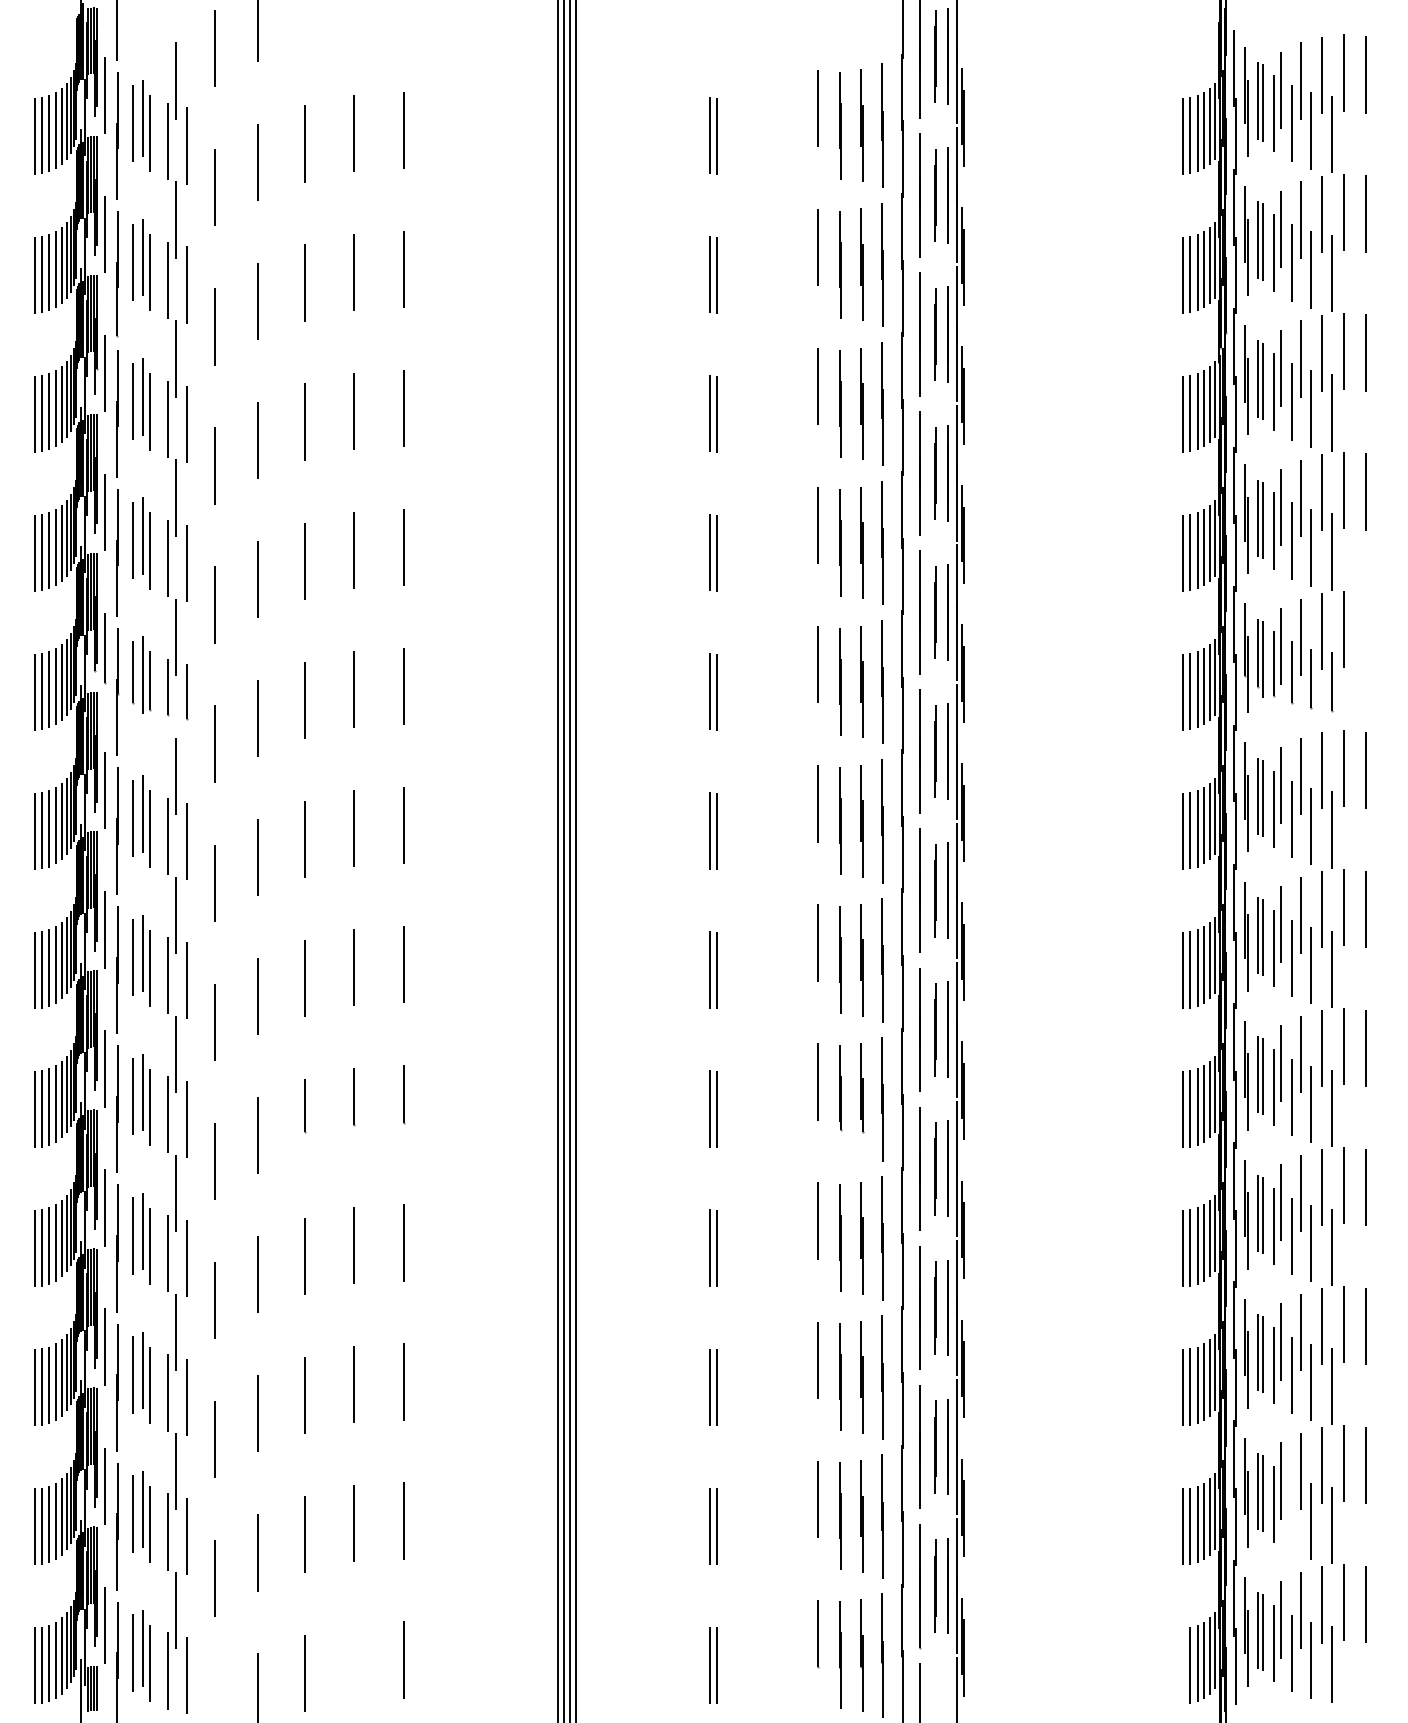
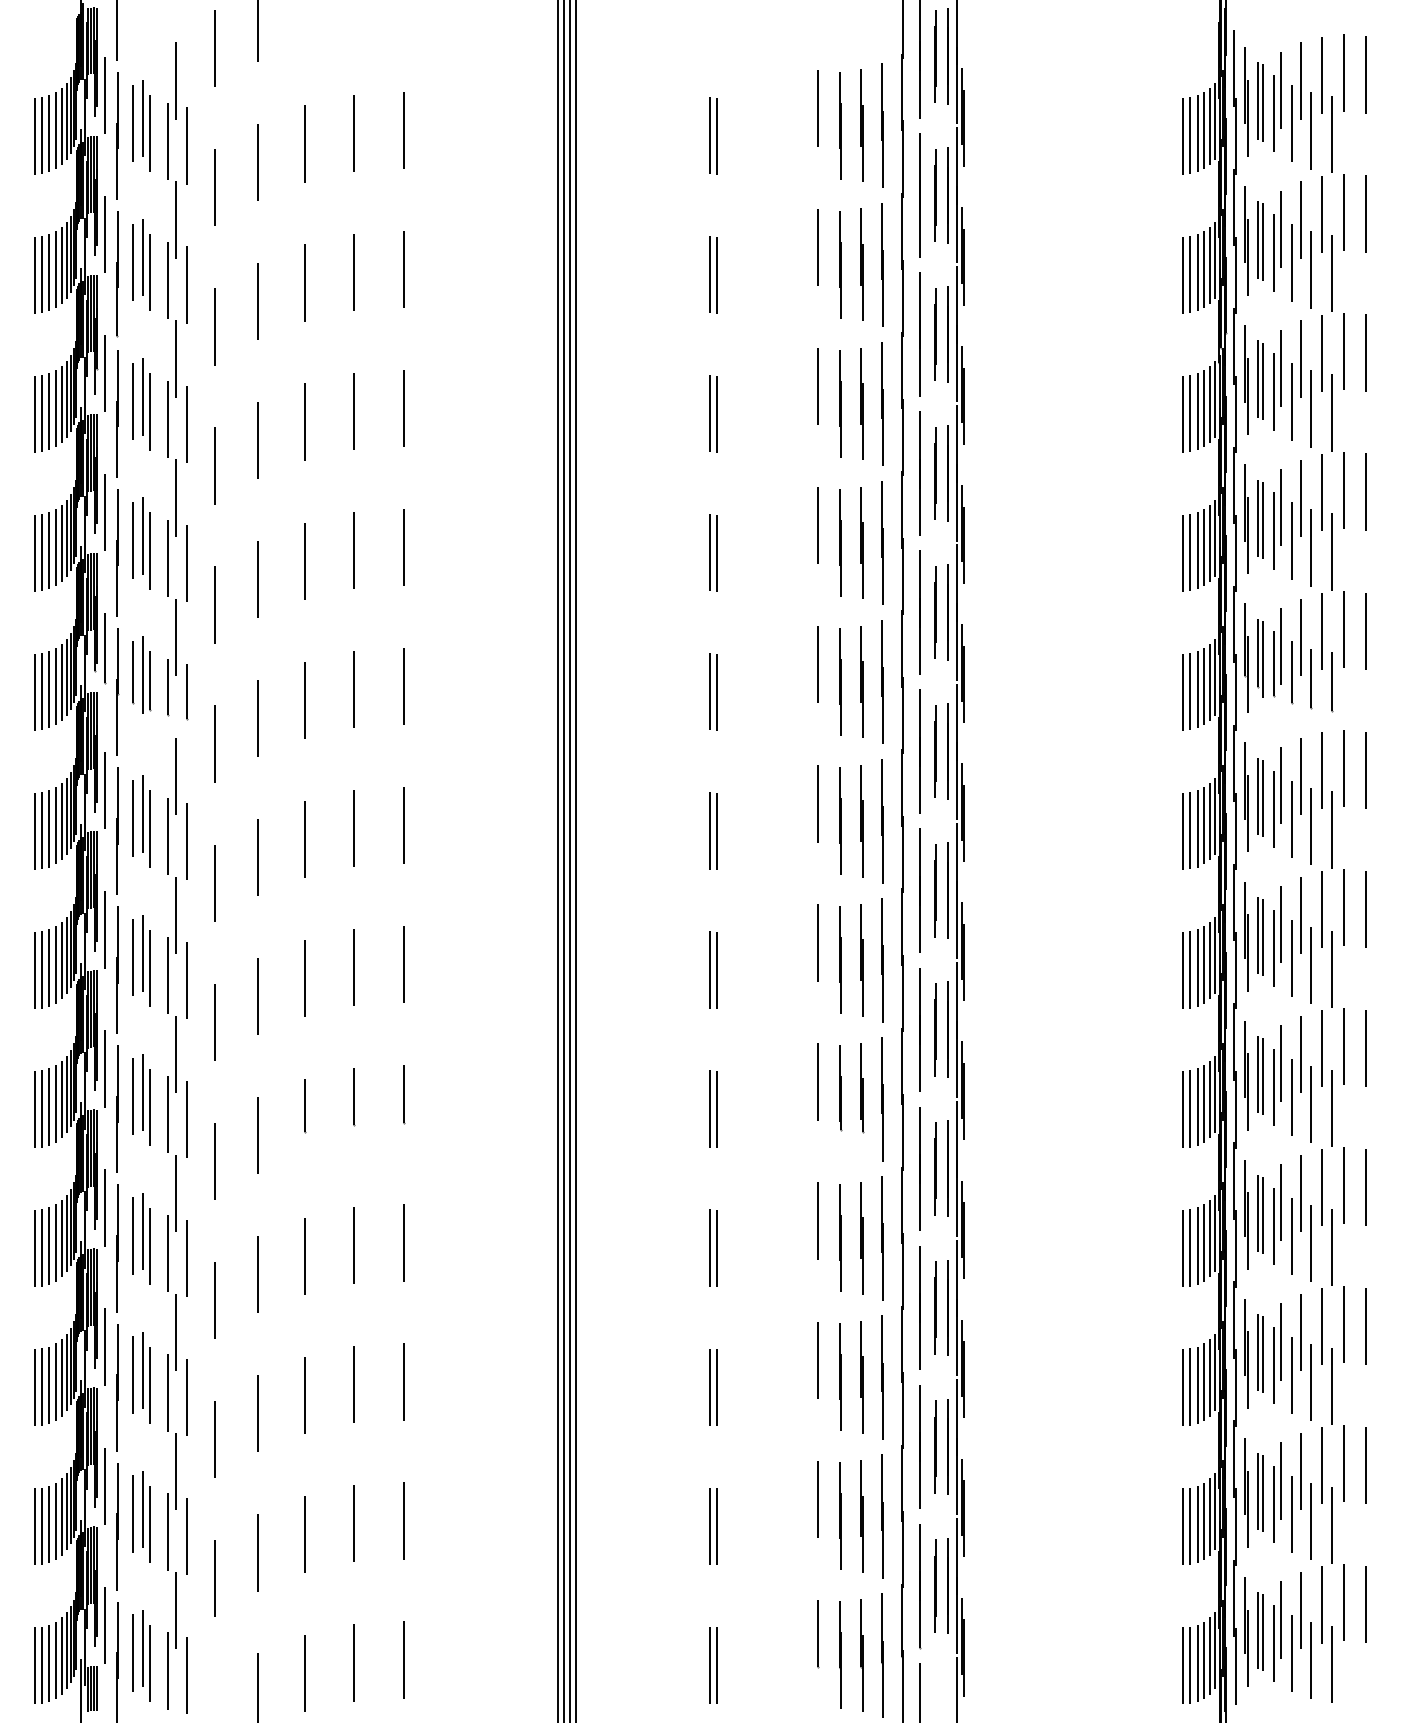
line: none -> present (1365, 631)
line: none -> present (1291, 1514)
line: none -> present (354, 1662)
line: none -> present (1183, 1665)
